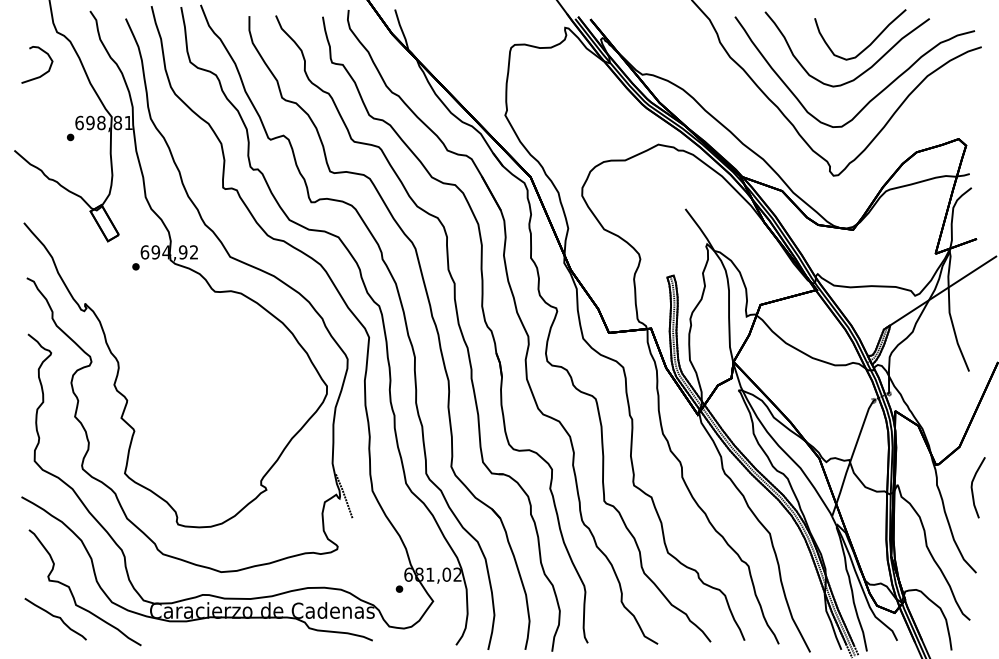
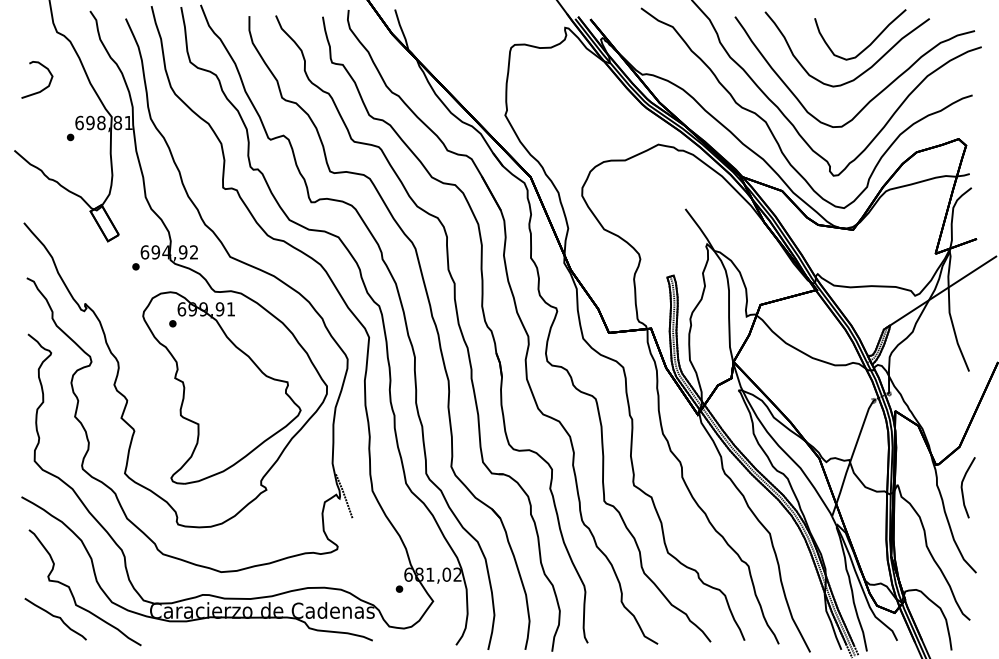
part position: (44, 72) -> (44, 87) (44, 87)
curve: none -> present (769, 126)
part: none -> present (221, 387)
curve position: (972, 487) -> (962, 487) (962, 487)
